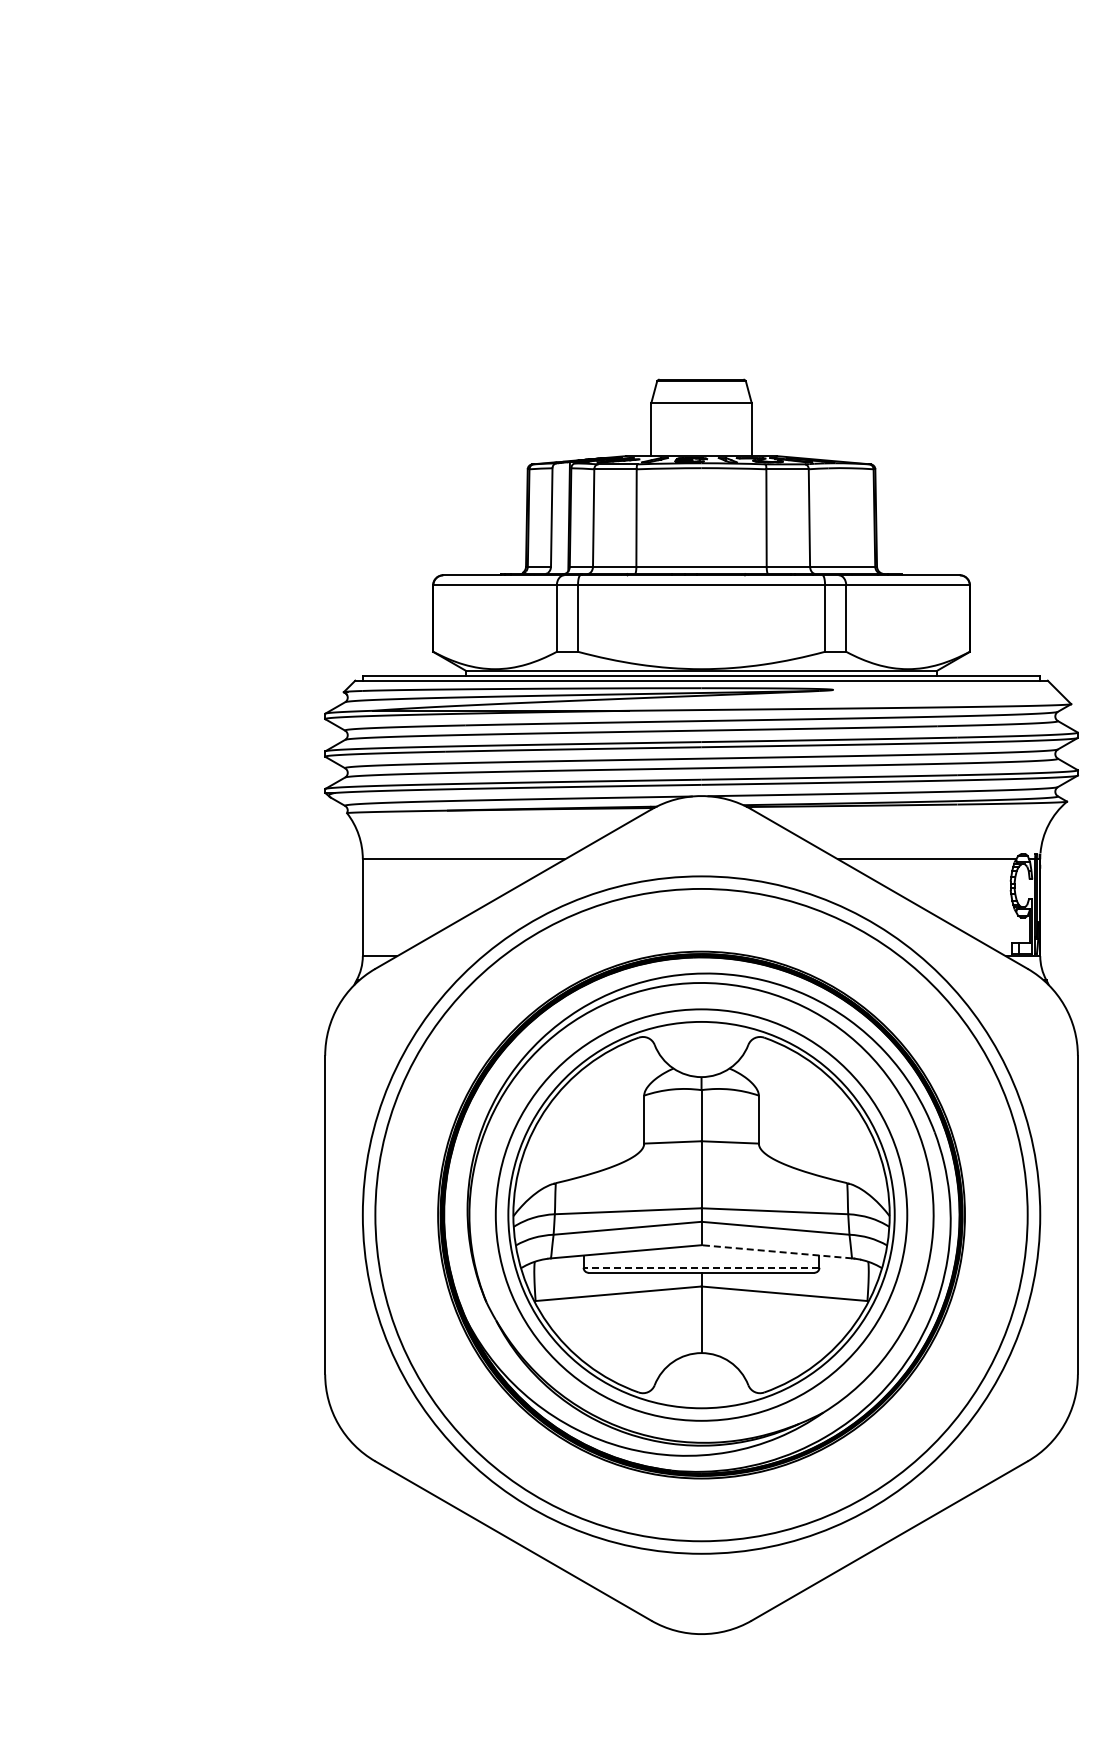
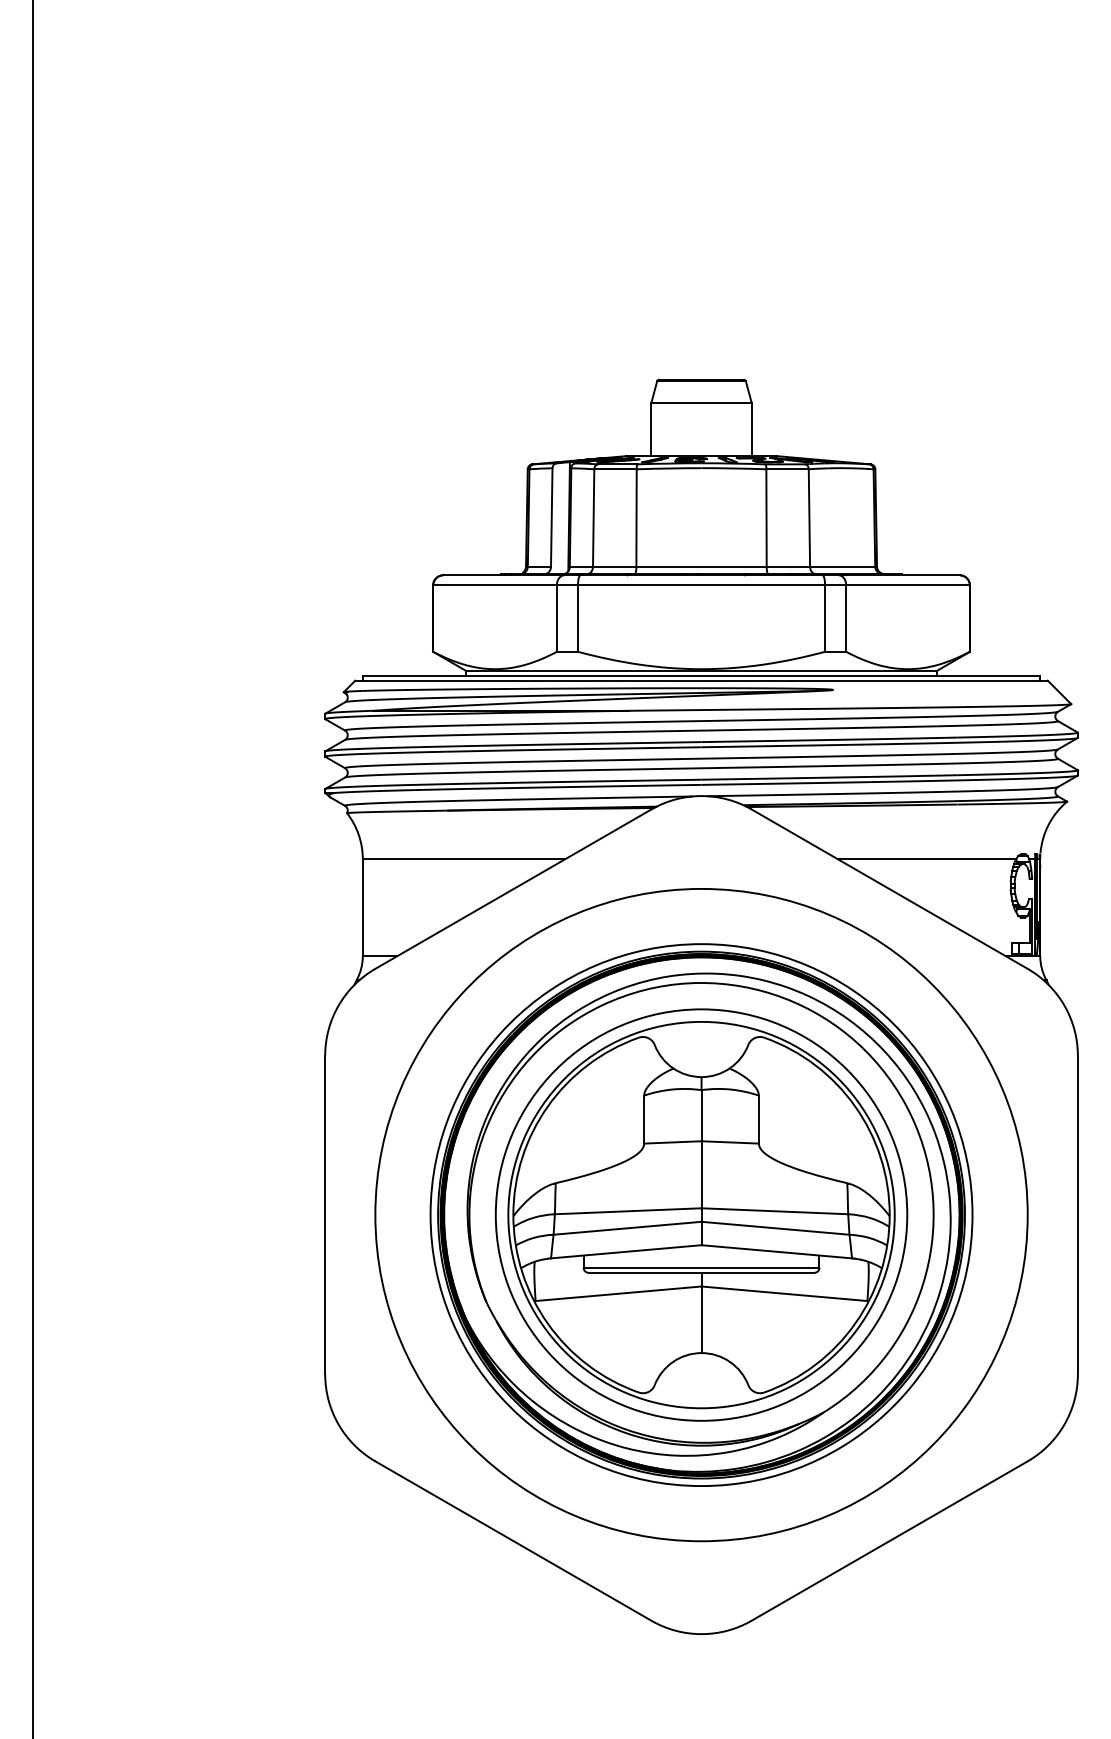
line: none -> present (33, 868)
circle diameter: 677 px -> 542 px (701, 1215)
line: dashed -> solid (776, 1251)
line: dashed -> solid (701, 1267)
